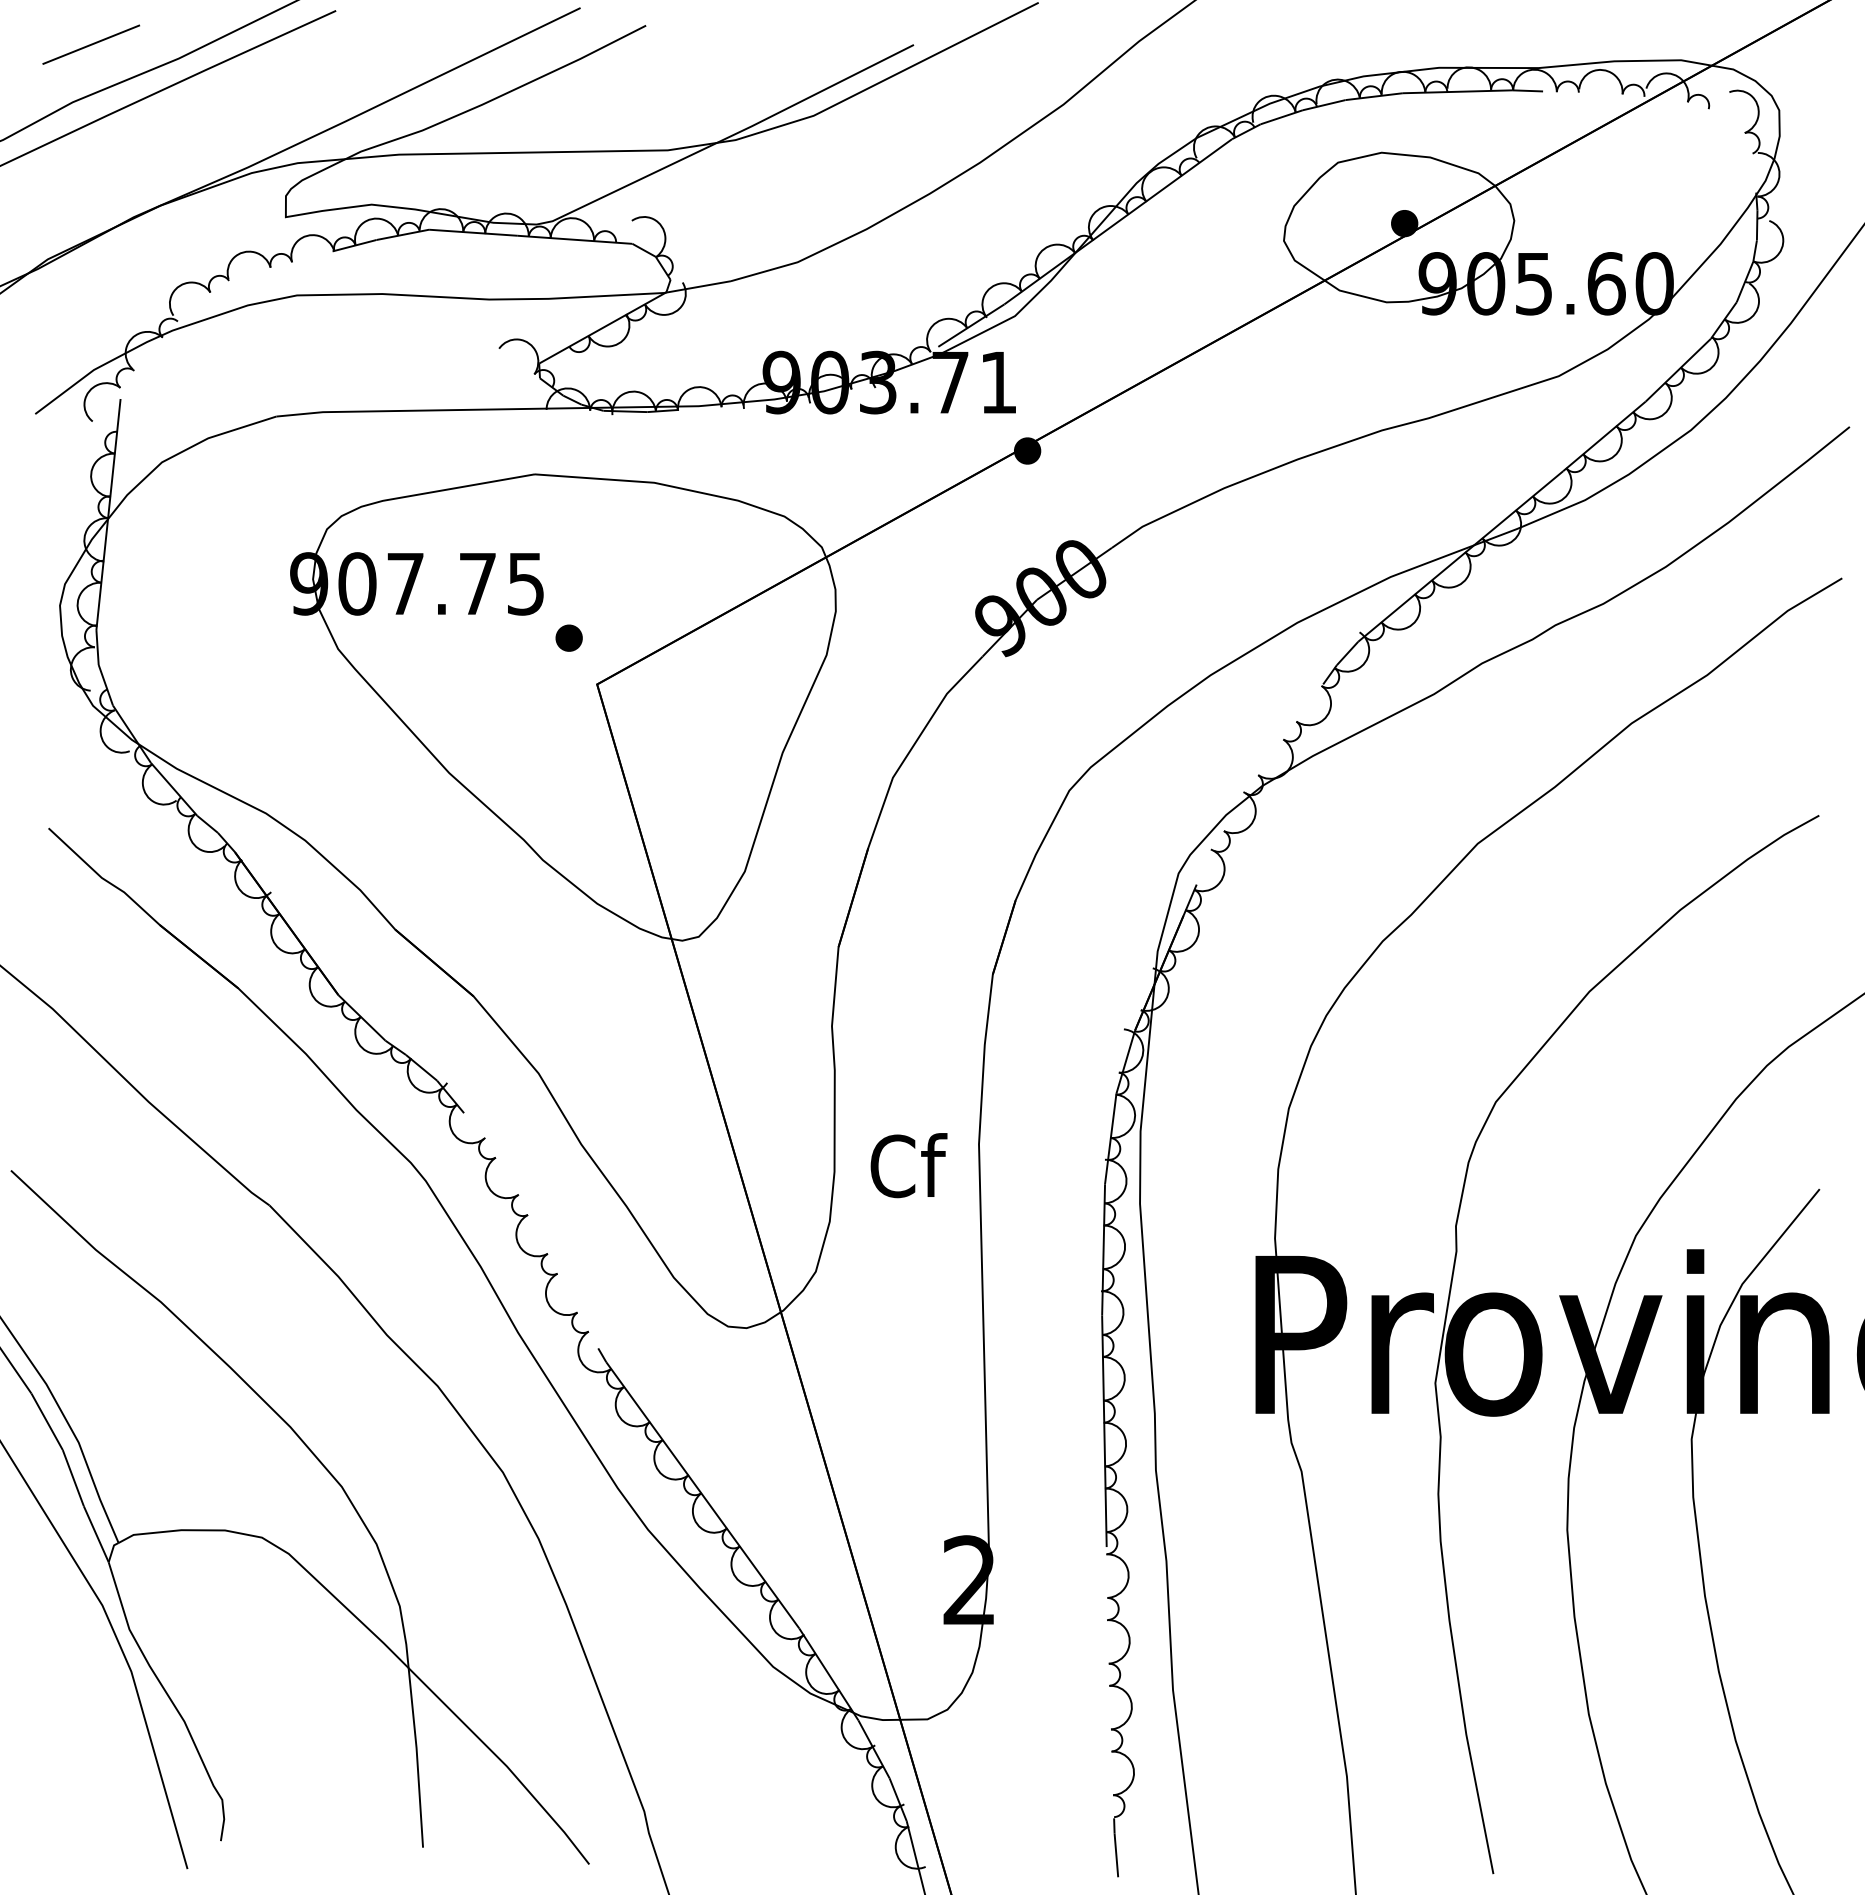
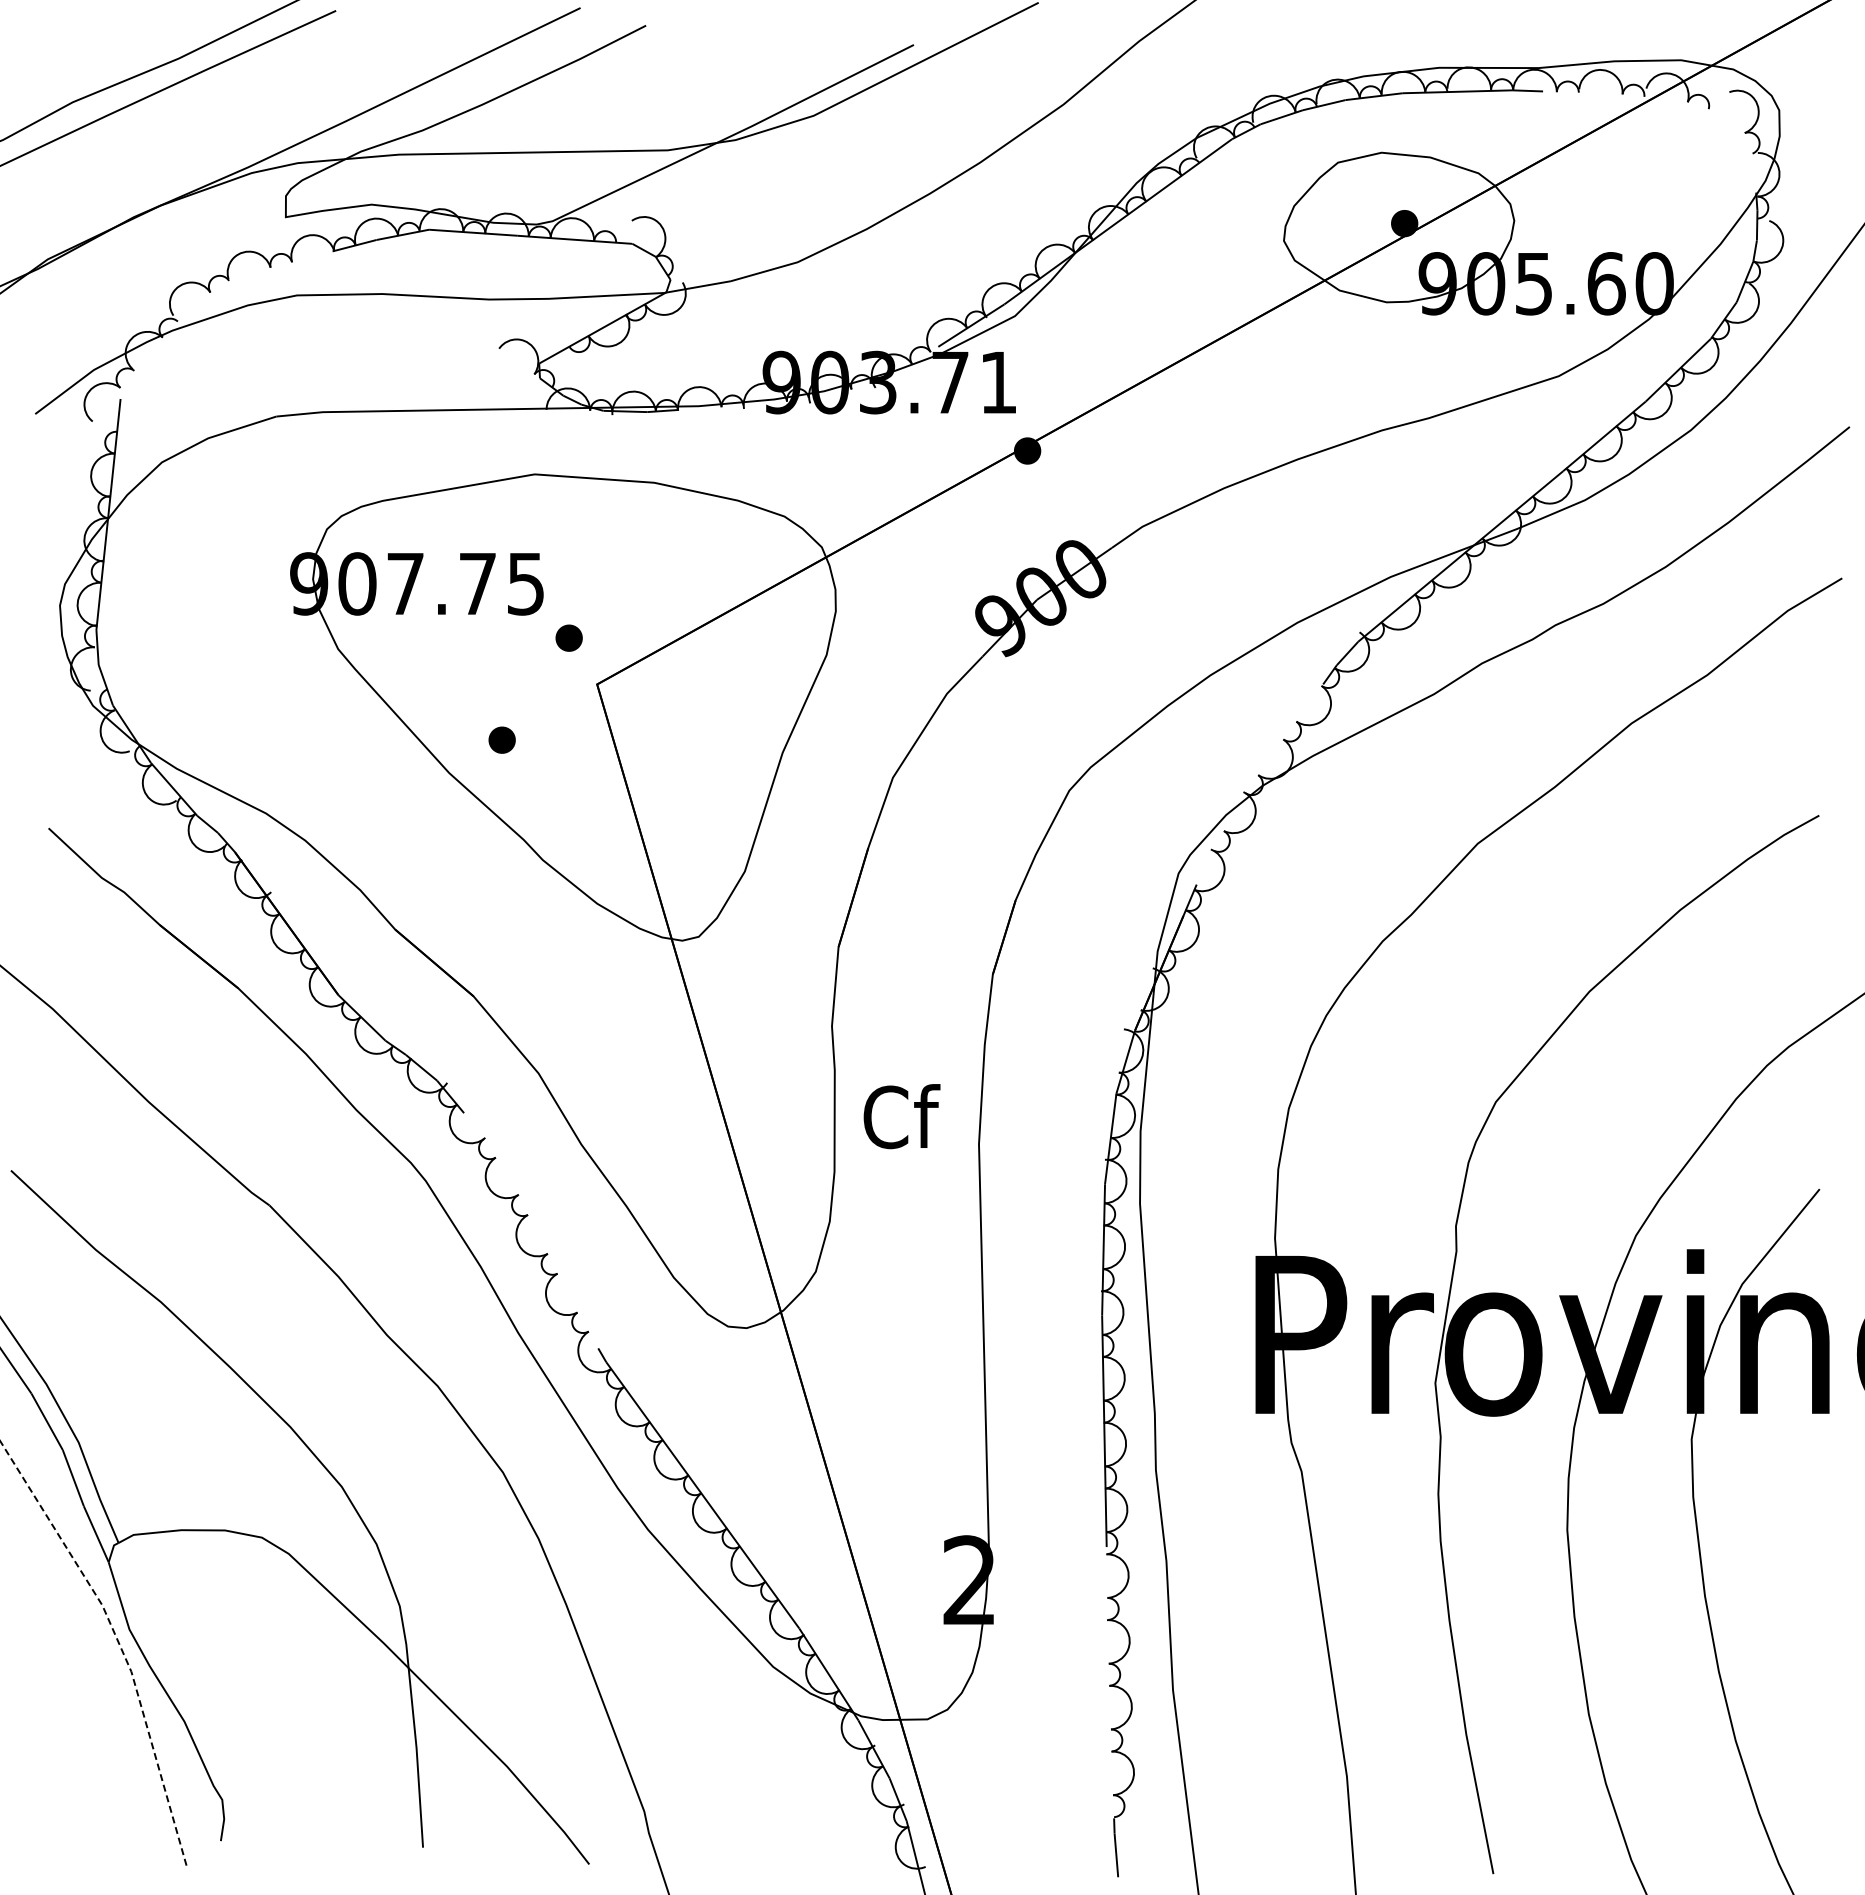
line: present -> none (91, 44)
part: none -> present (501, 739)
text position: (908, 1165) -> (901, 1116) (901, 1116)
line: solid -> dashed (119, 1644)
